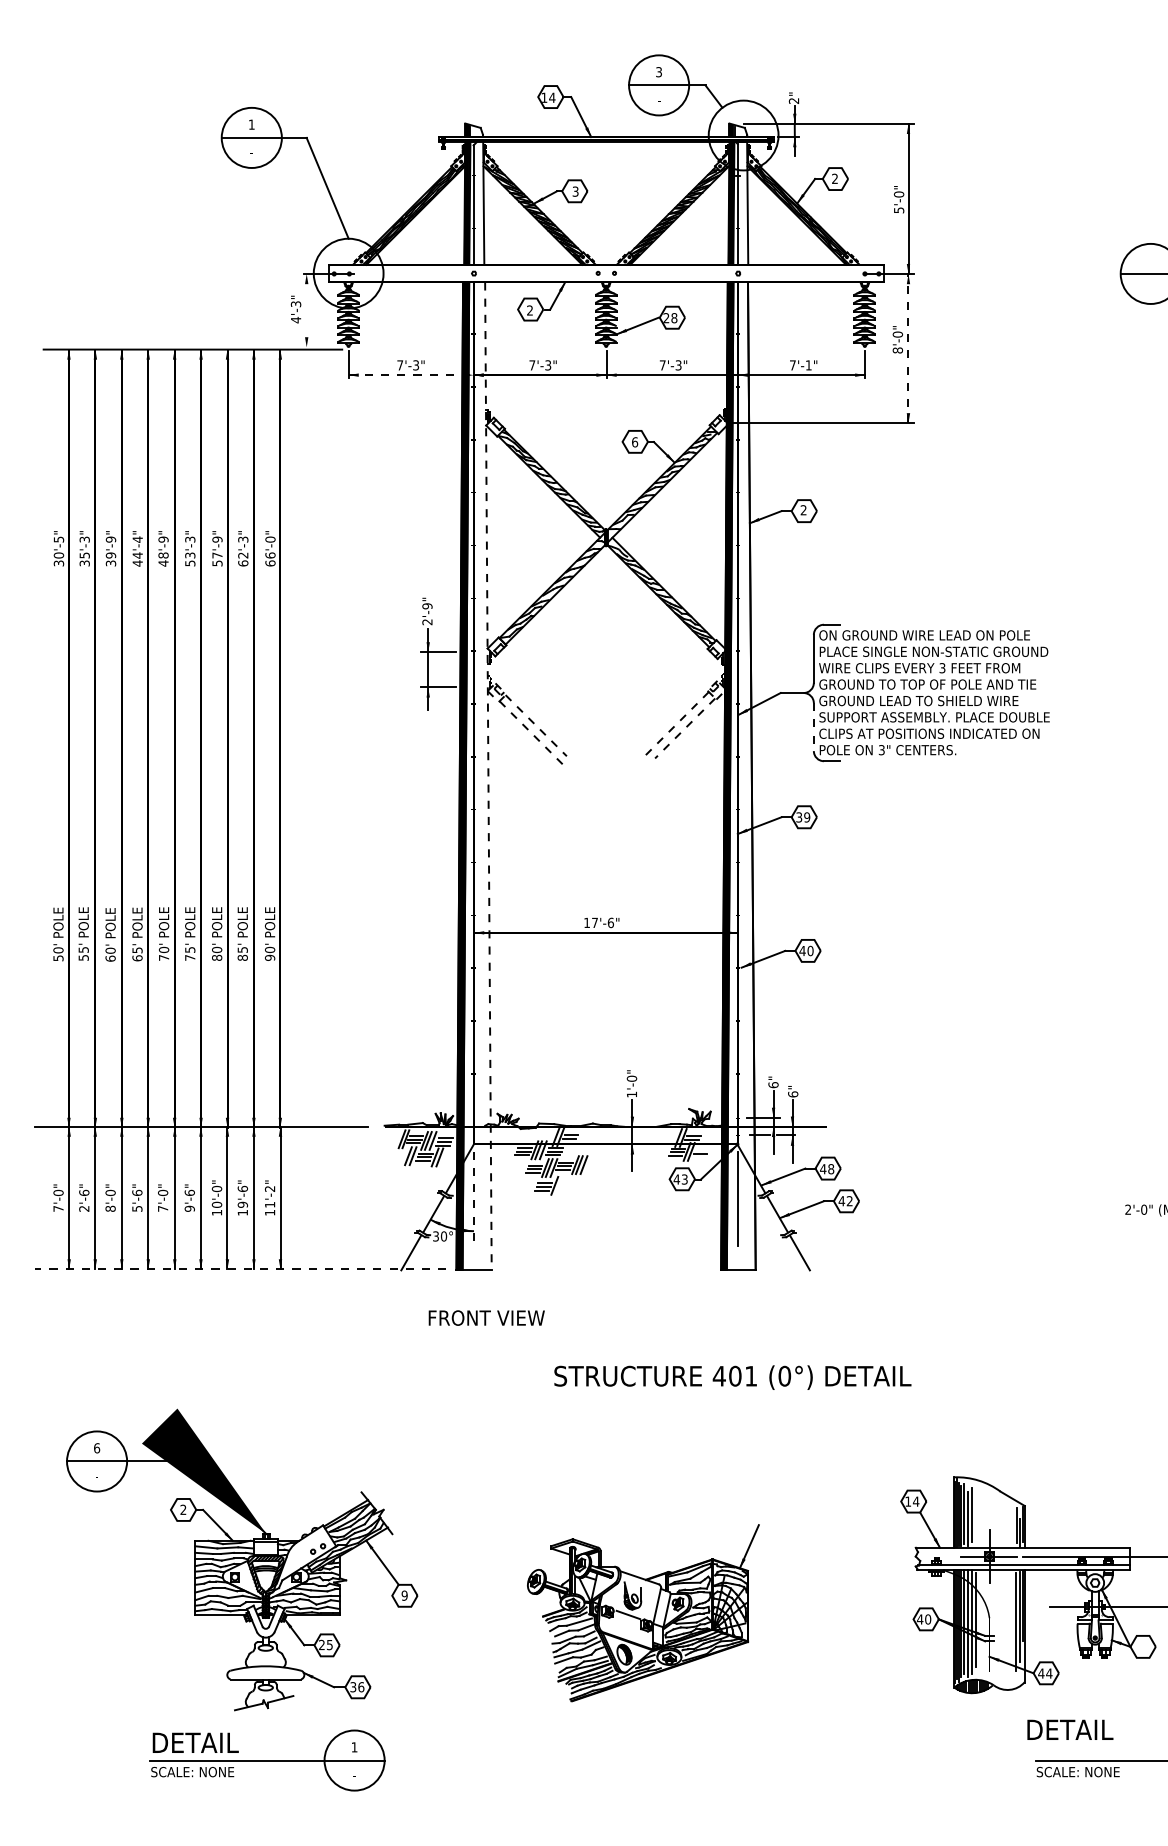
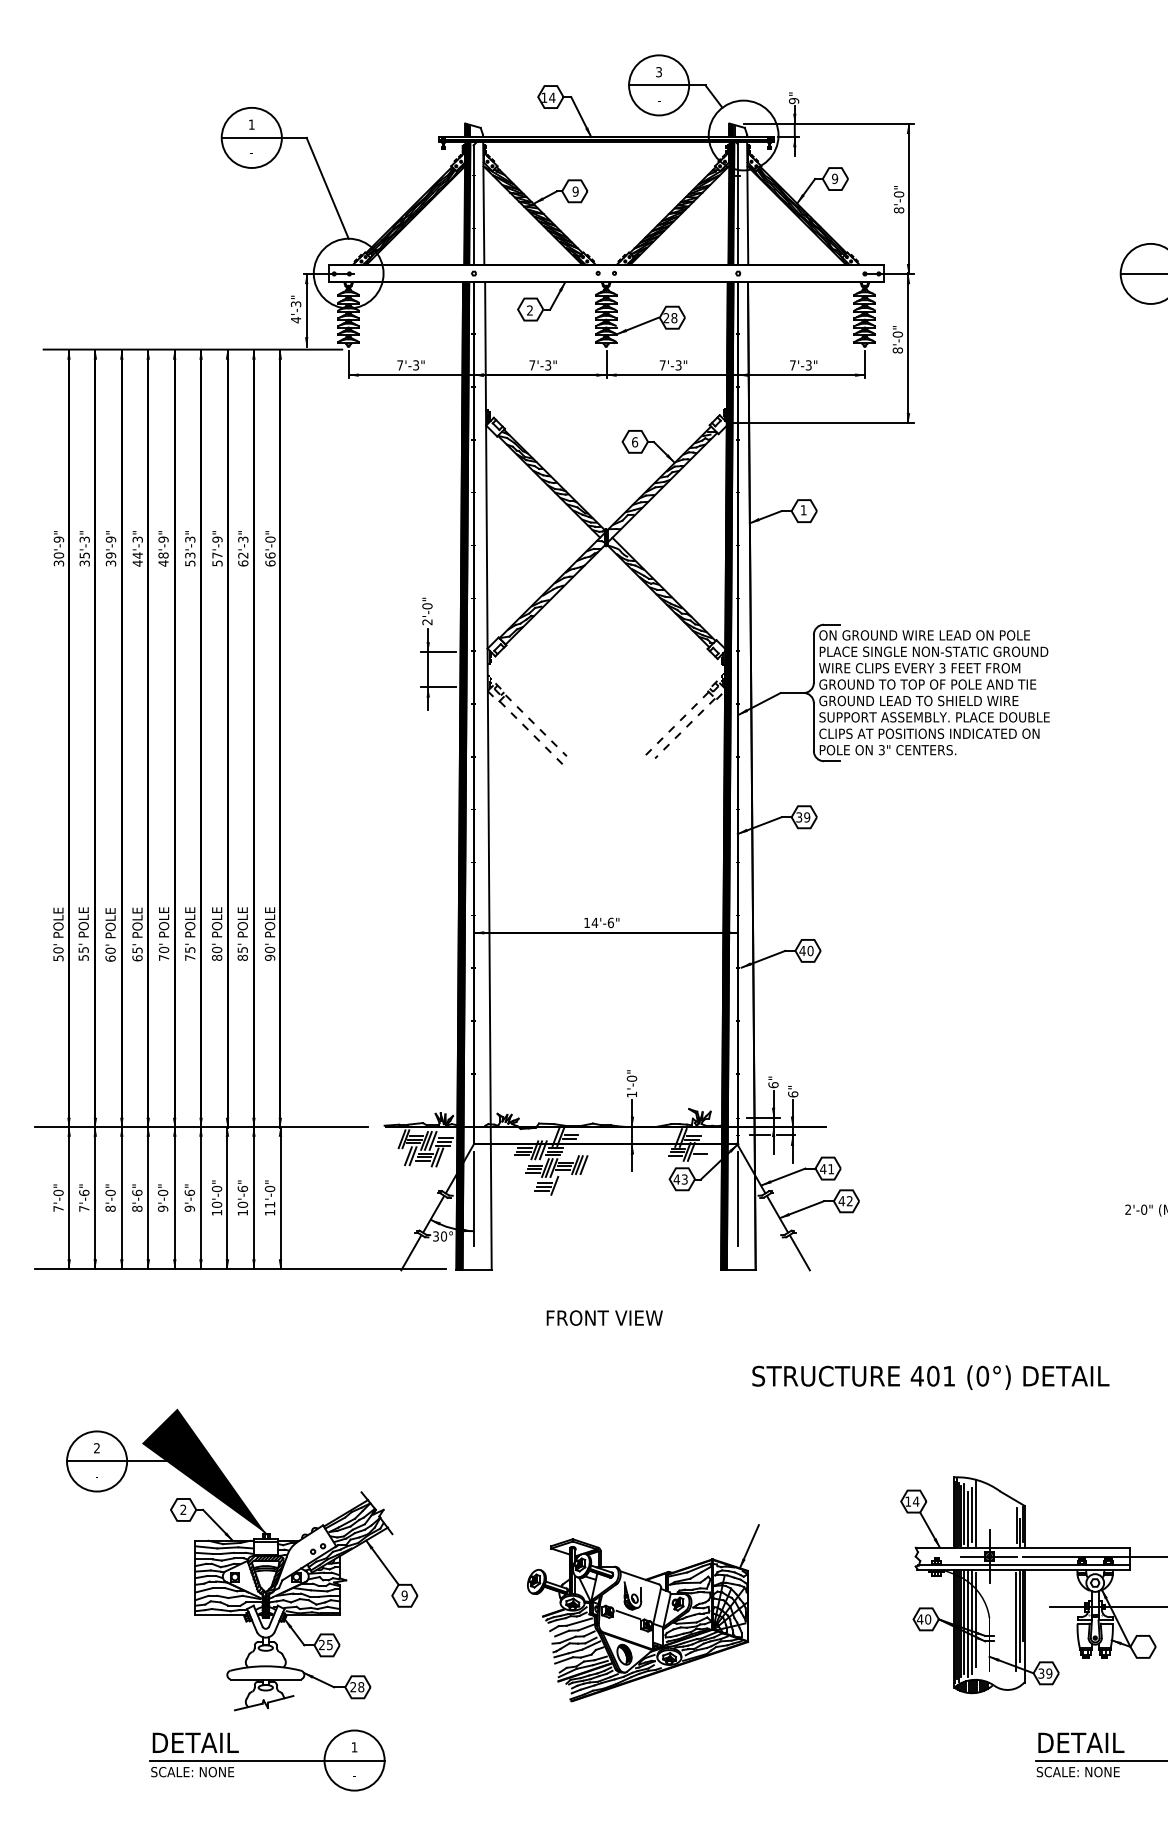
text: 2" -> 9" (794, 101)
text: 2 -> 9 (835, 178)
text: 3 -> 9 (575, 191)
text: 5'-0" -> 8'-0" (898, 210)
line: none -> present (306, 310)
line: dashed -> solid (908, 348)
text: 7'-1" -> 7'-3" (808, 365)
line: dashed -> solid (411, 375)
text: 2 -> 1 (803, 510)
text: 30'-5" -> 30'-9" (58, 539)
text: 44'-4" -> 44'-3" (137, 539)
text: 2'-9" -> 2'-0" (427, 606)
line: dashed -> solid (813, 727)
line: dashed -> solid (488, 776)
text: 17'-6" -> 14'-6" (594, 922)
text: 48 -> 41 (831, 1169)
text: 11'-2" -> 11'-0" (270, 1188)
line: dashed -> solid (473, 1198)
text: 19'-6" -> 10'-6" (242, 1204)
text: 2'-6" -> 7'-6" (84, 1208)
text: 5'-6" -> 8'-6" (137, 1208)
text: 7'-0" -> 9'-0" (163, 1208)
line: dashed -> solid (240, 1269)
text position: (486, 1317) -> (604, 1317) (604, 1317)
text position: (732, 1377) -> (930, 1377) (930, 1377)
text: 6 -> 2 (97, 1448)
line: none -> present (976, 1512)
text: 44 -> 39 (1045, 1673)
text: 36 -> 28 (357, 1687)
text position: (1070, 1729) -> (1081, 1742) (1081, 1742)
